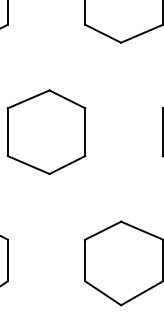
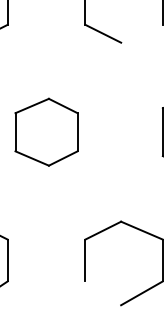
line: present -> none (140, 34)
part size: 81x87 px -> 65x70 px (46, 131)
line: present -> none (103, 293)
